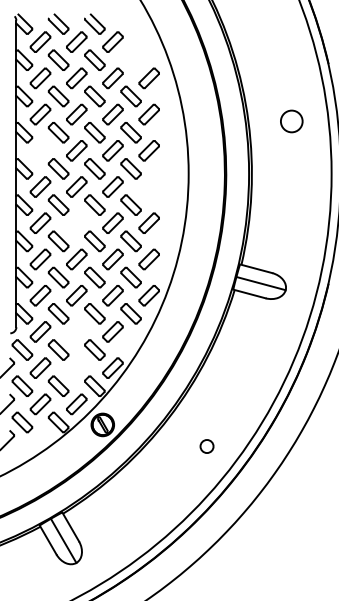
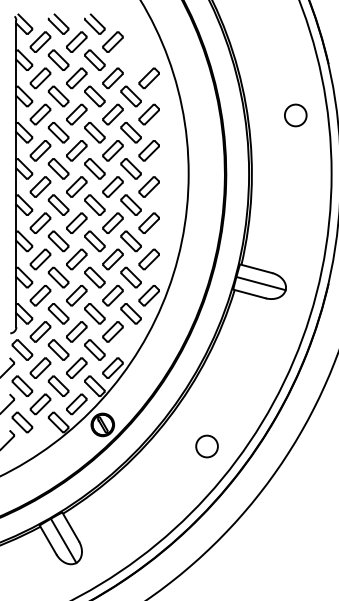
circle position: (291, 121) -> (295, 115) (295, 115)
part: none -> present (40, 150)
part: none -> present (148, 186)
part: none -> present (76, 222)
part: none -> present (76, 331)
part: none -> present (76, 367)
circle size: 16x15 px -> 24x25 px (206, 446)
